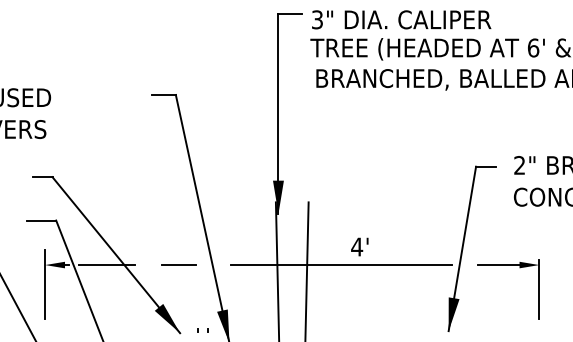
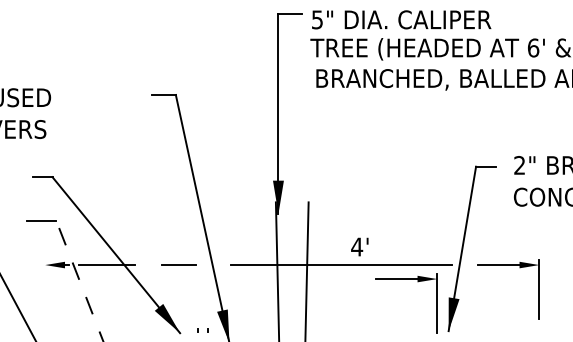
text: 3" -> 5" (317, 19)
line: solid -> dashed (79, 280)
part: none -> present (417, 282)
line: present -> none (45, 284)
